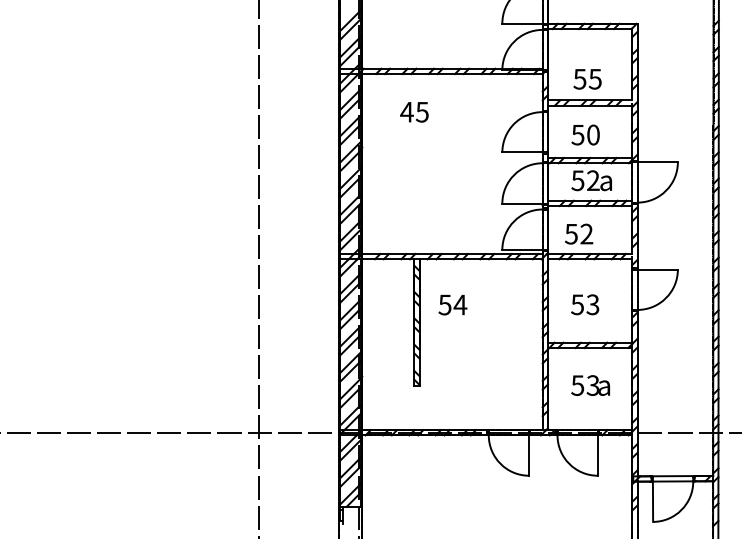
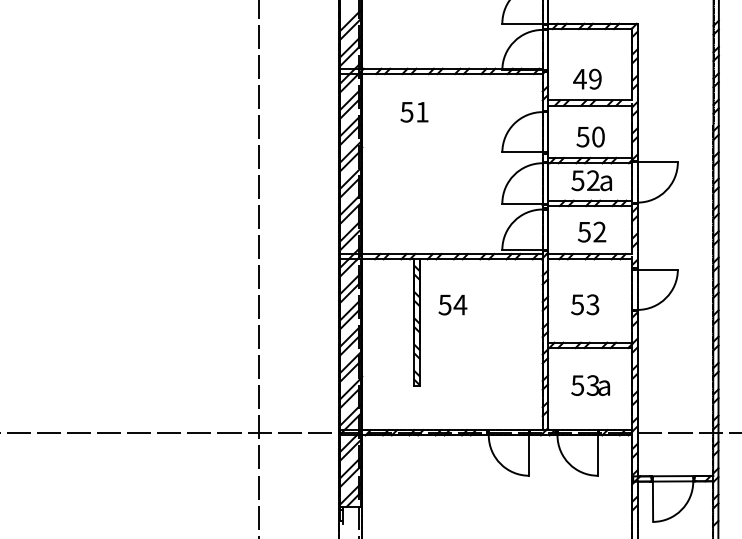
text: 55 -> 49 (587, 78)
text: 45 -> 51 (414, 112)
text position: (585, 134) -> (590, 136) (590, 136)
text position: (579, 233) -> (592, 231) (592, 231)
